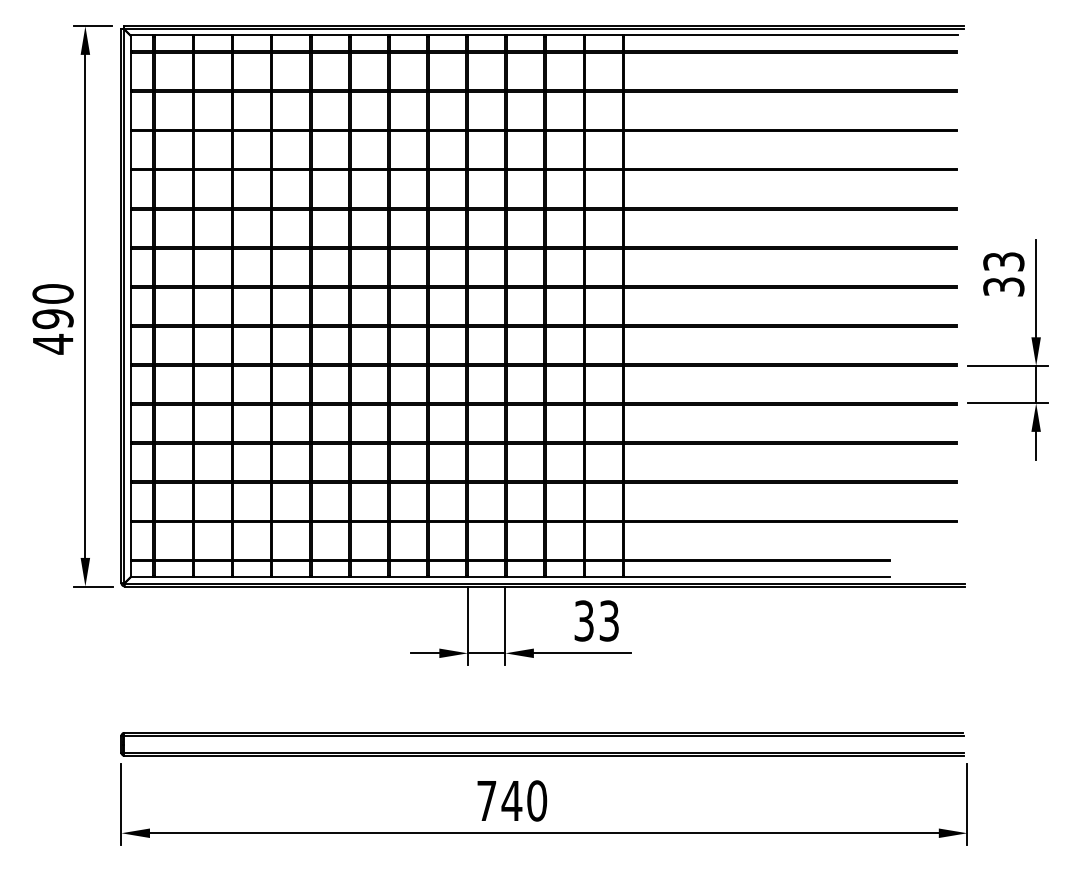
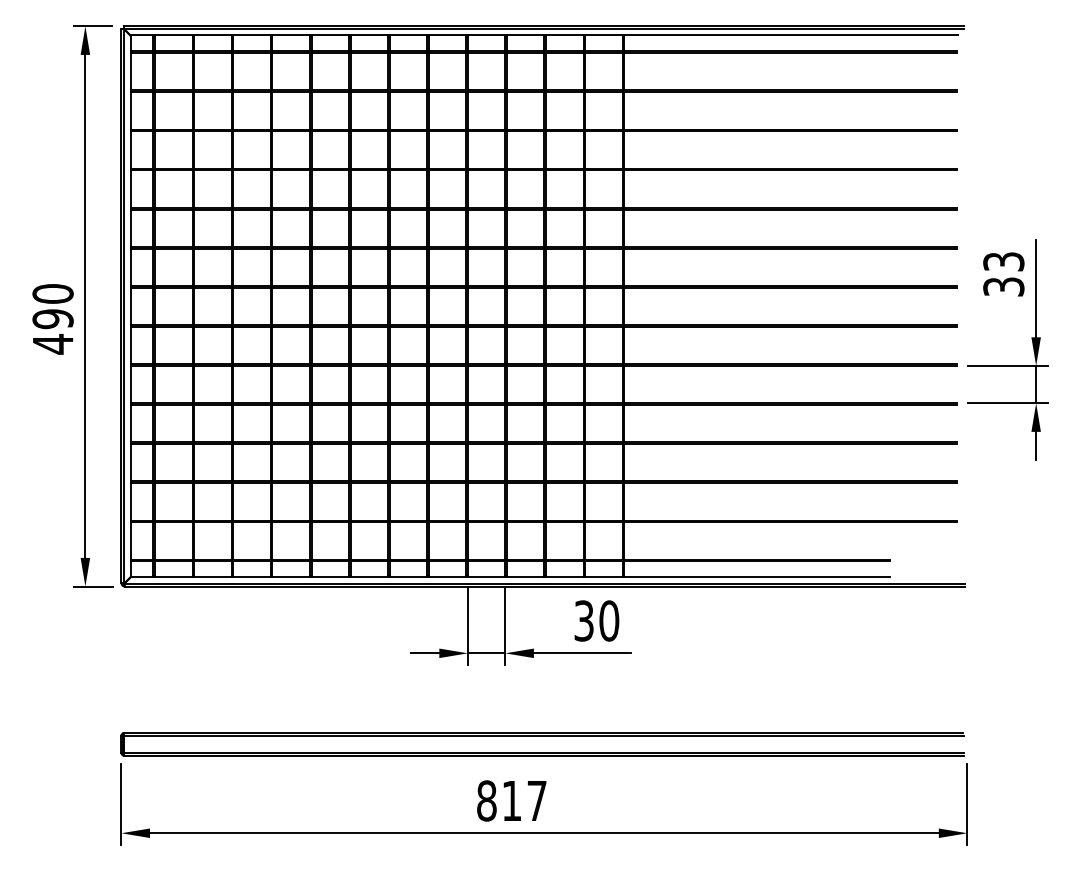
text: 33 -> 30 (609, 620)
text: 740 -> 817 (512, 800)
